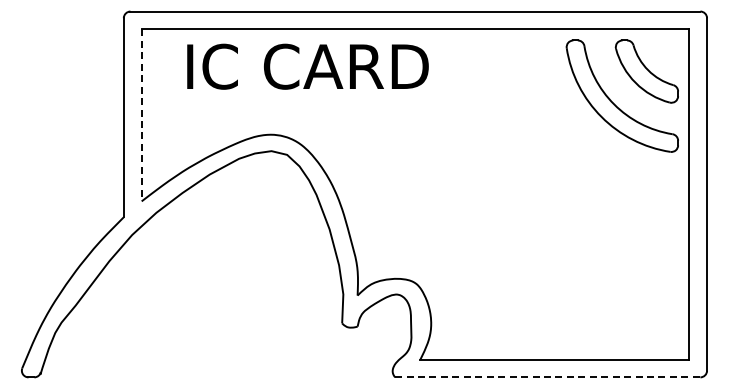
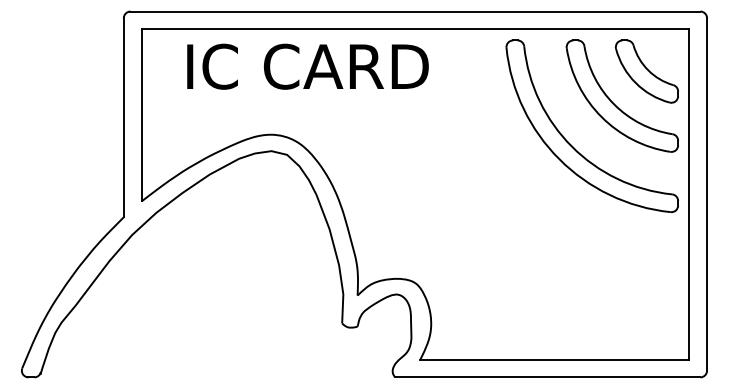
line: dashed -> solid (141, 115)
part: none -> present (571, 144)
line: dashed -> solid (547, 377)
